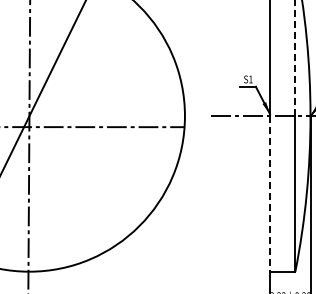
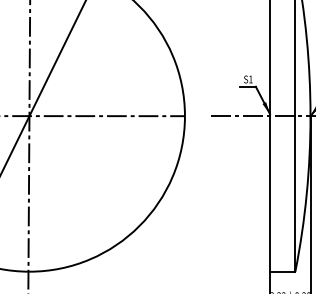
line: dashed -> solid (295, 58)
line position: (93, 127) -> (93, 116) (93, 116)
line: dashed -> solid (270, 194)
